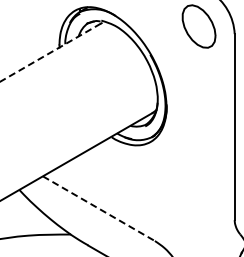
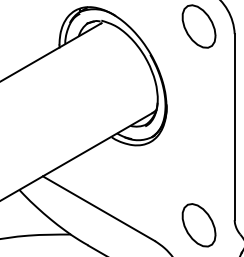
line: dashed -> solid (50, 52)
line: dashed -> solid (98, 208)
part: none -> present (198, 225)
